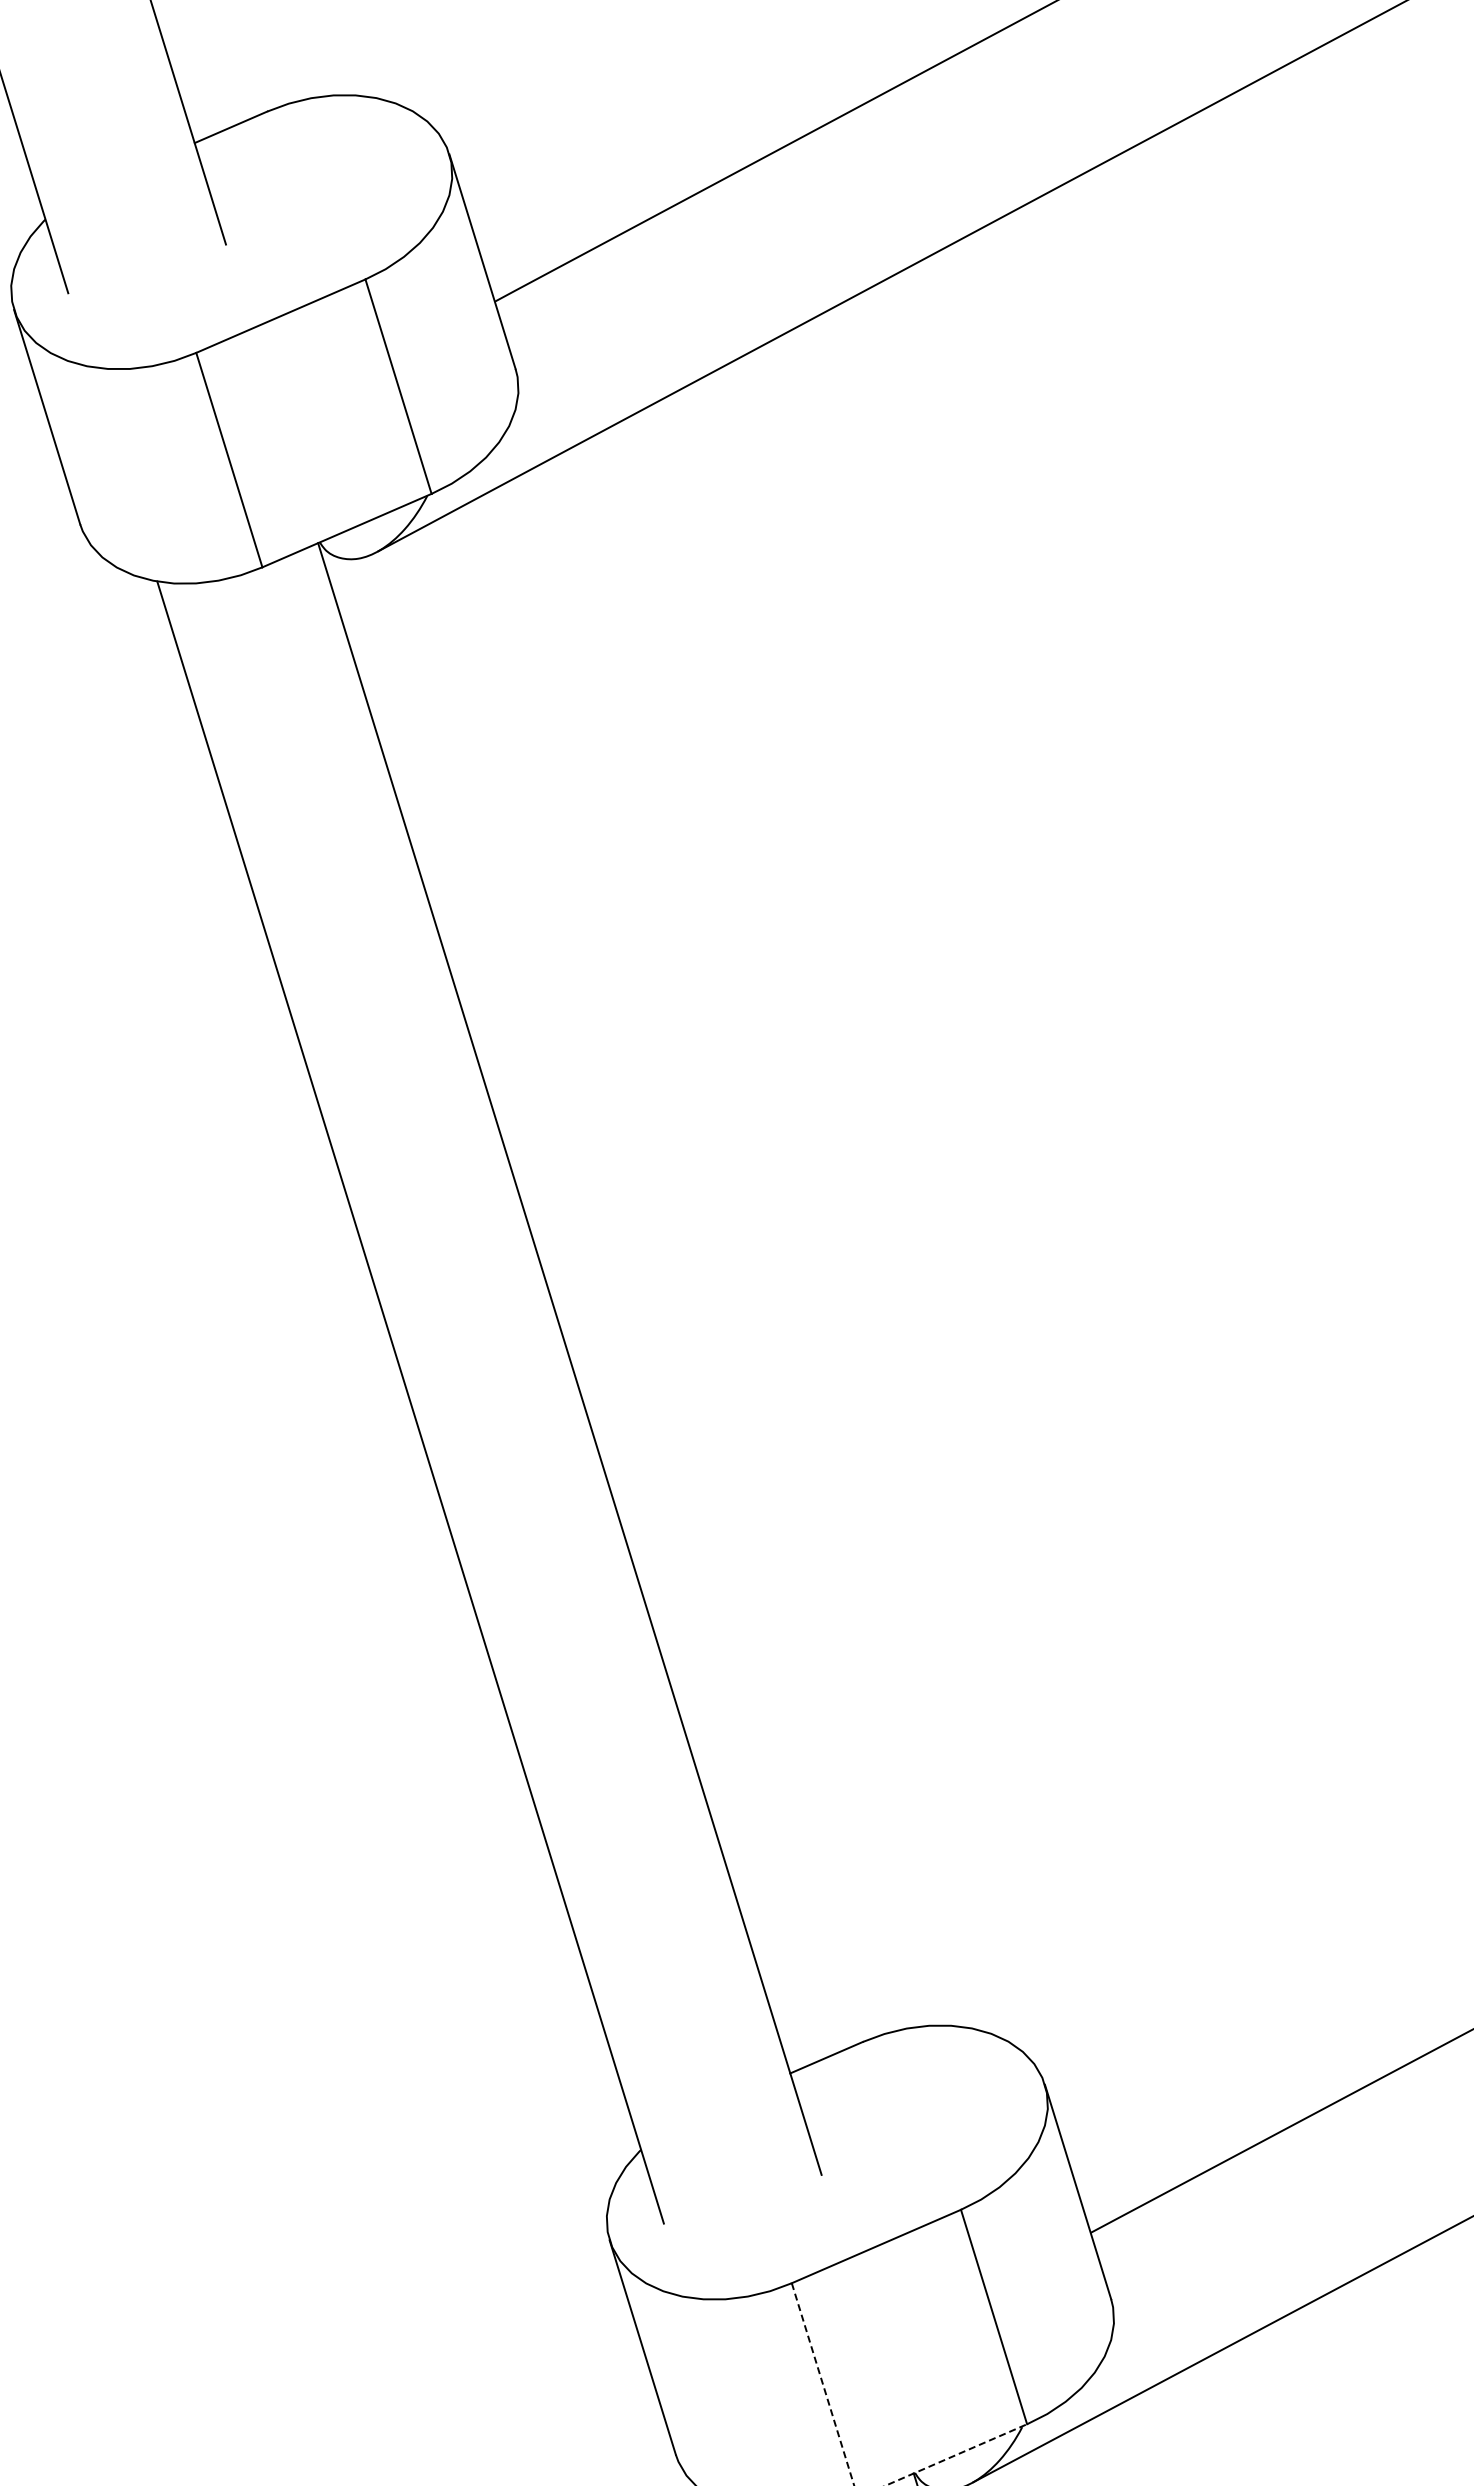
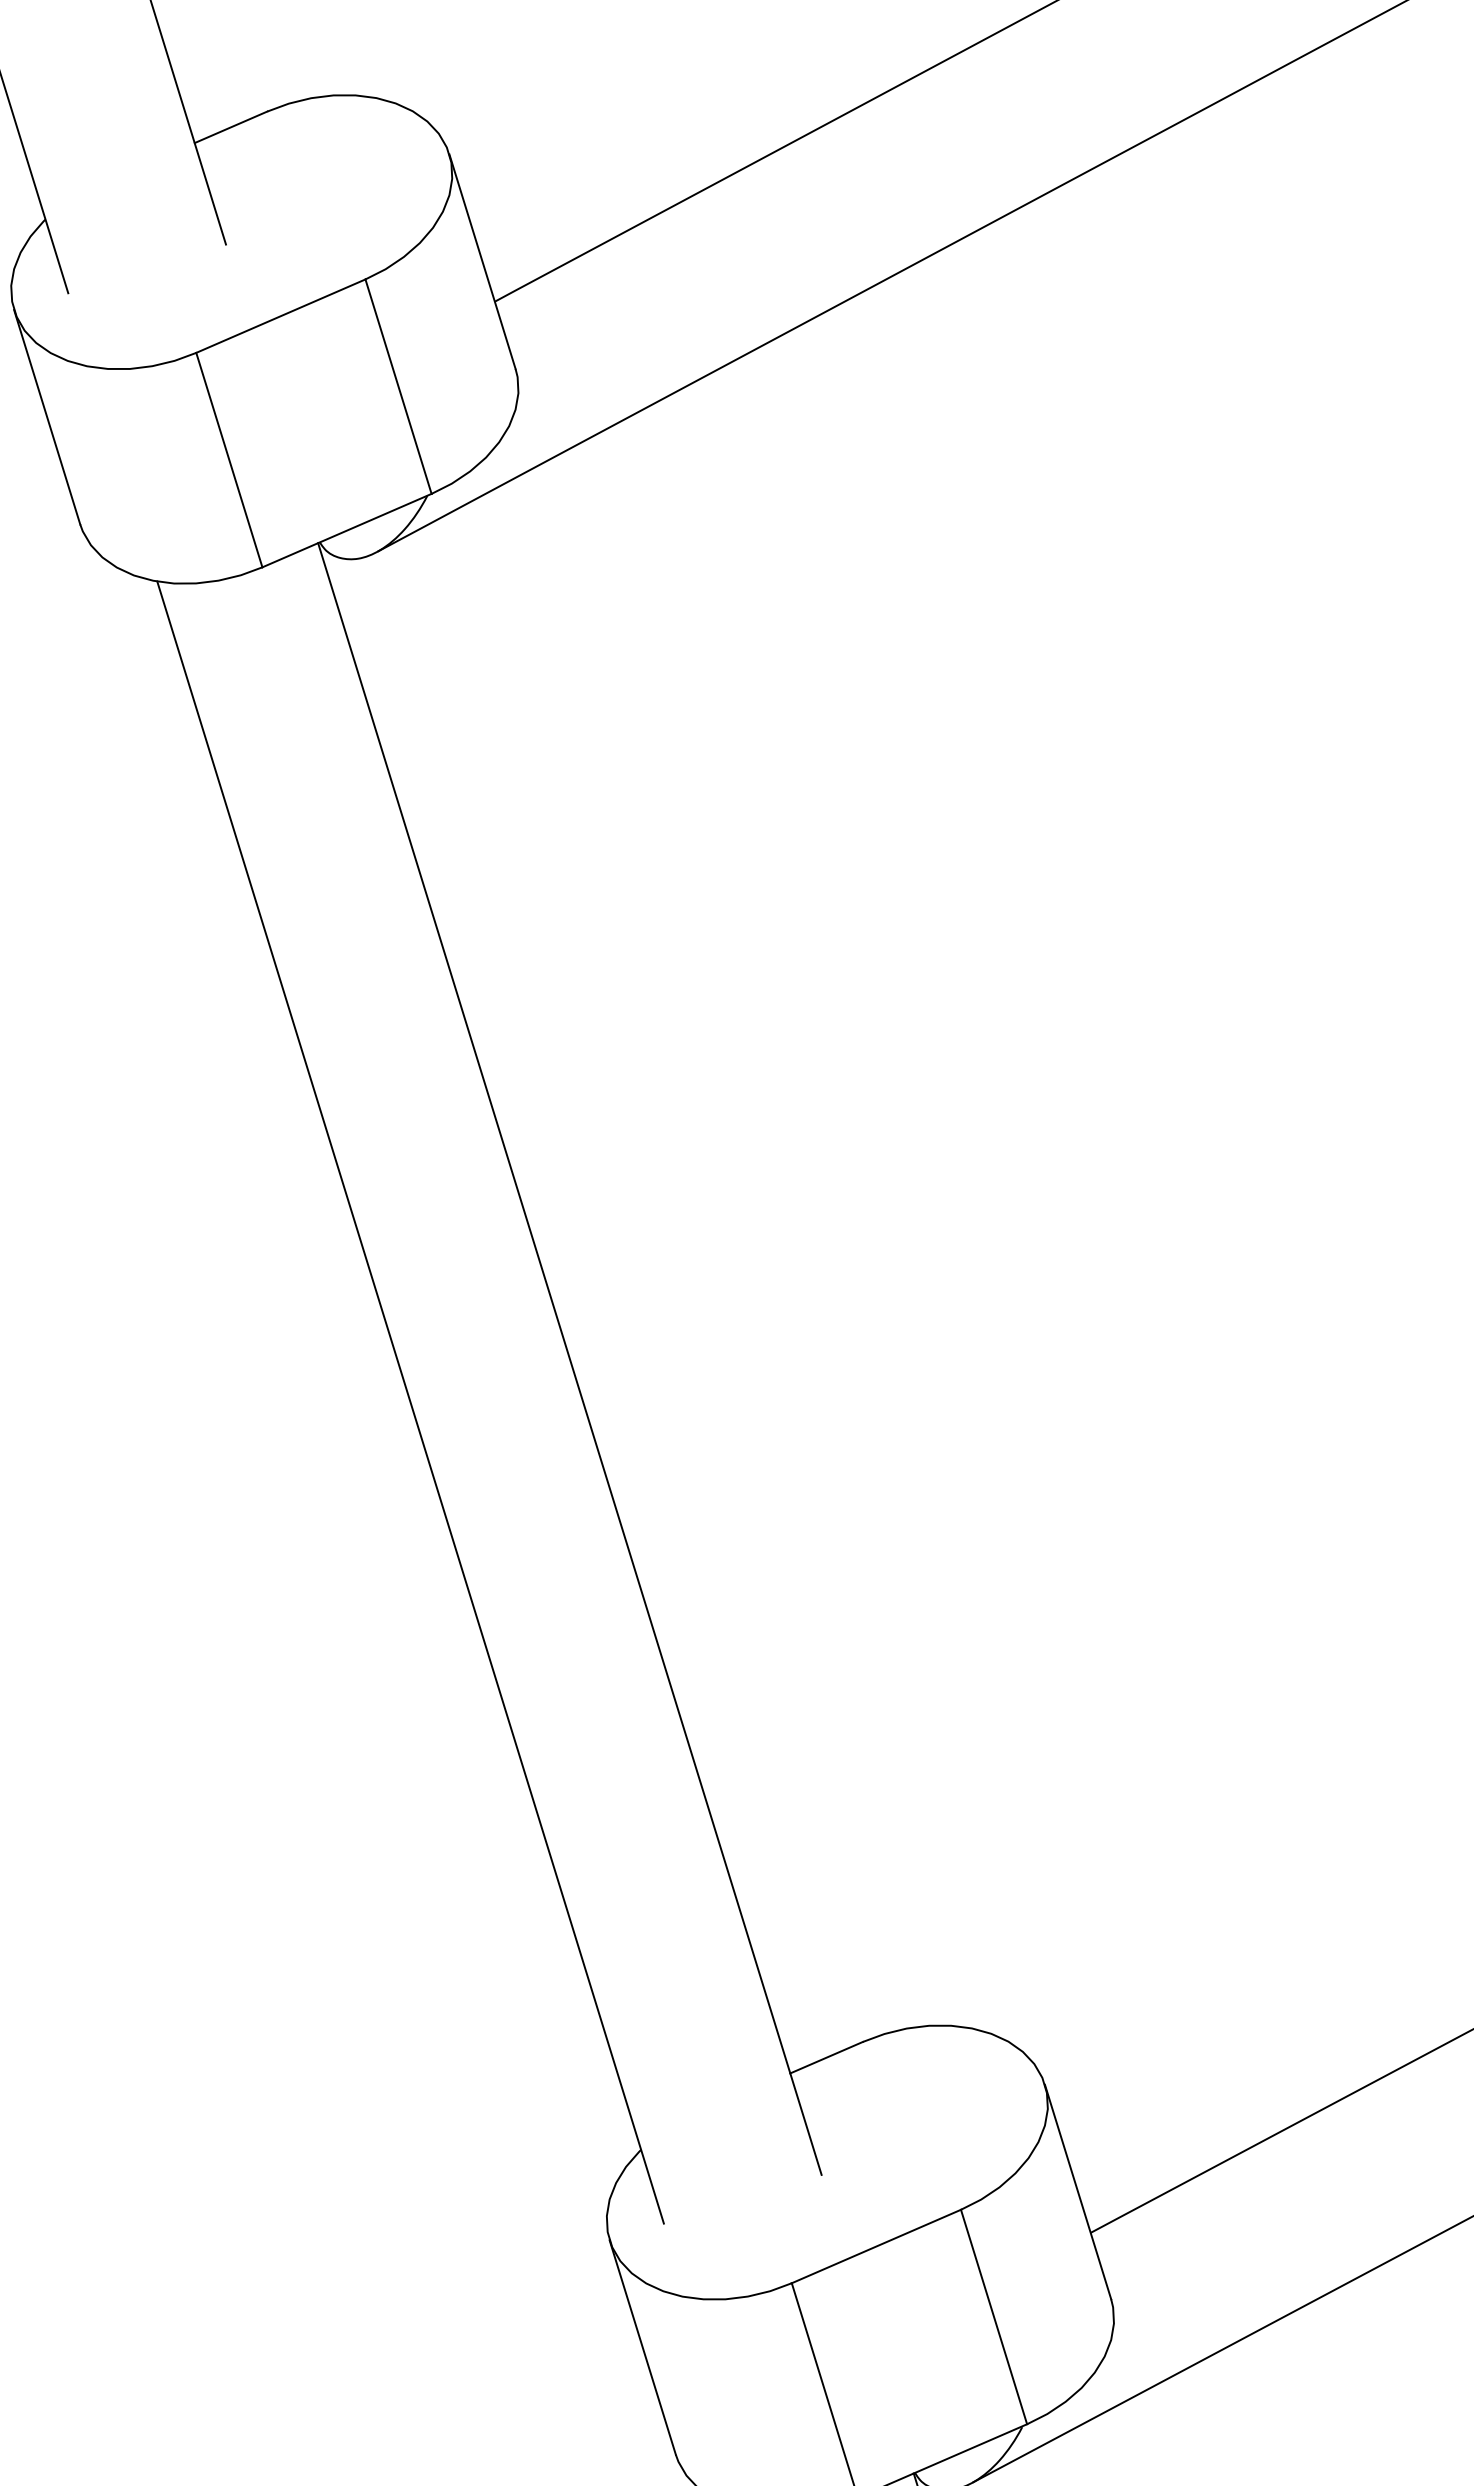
line: dashed -> solid (822, 2384)
line: dashed -> solid (956, 2454)
